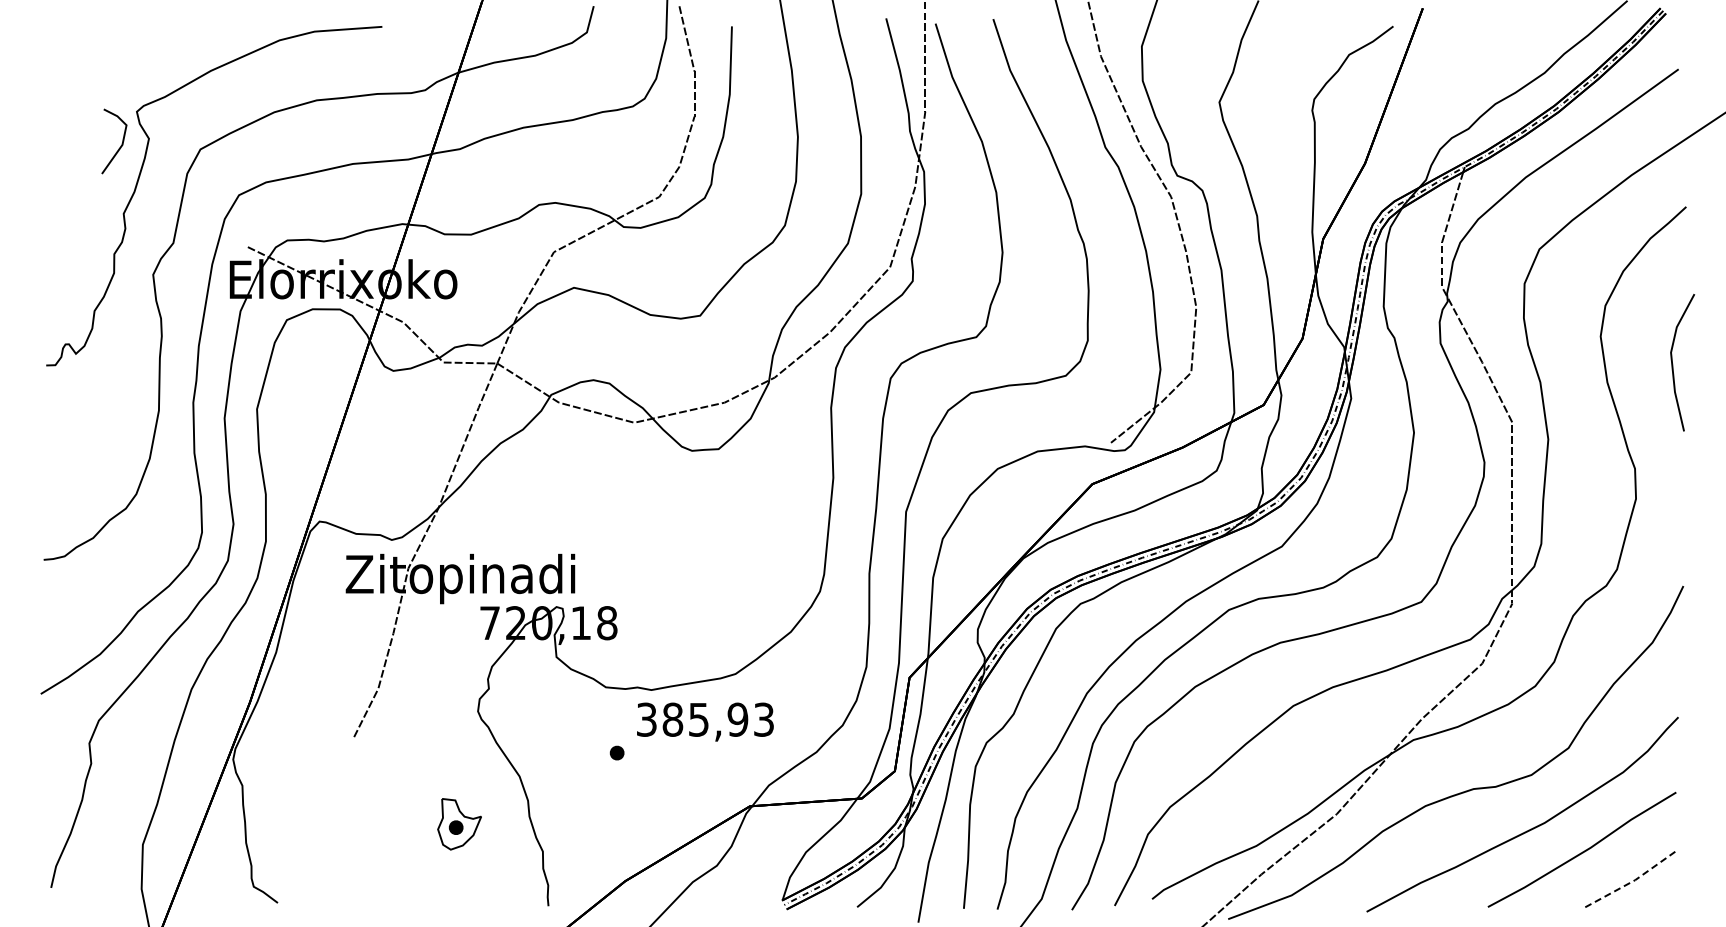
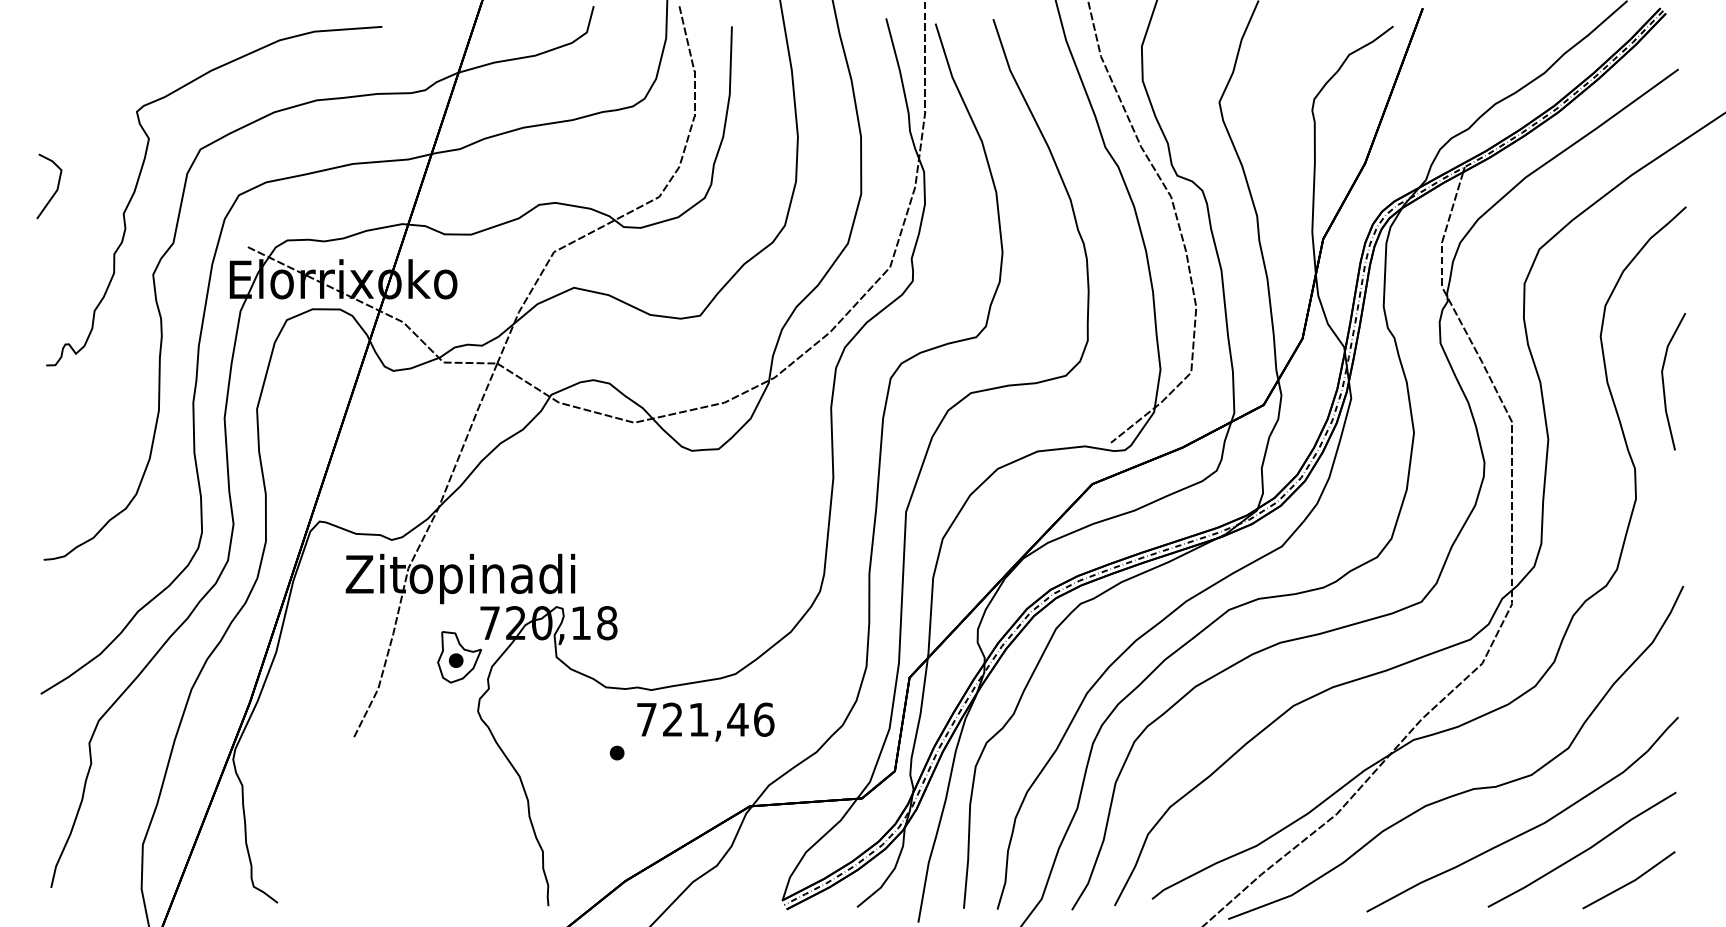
line position: (120, 145) -> (55, 190) (55, 190)
line position: (1673, 364) -> (1664, 383) (1664, 383)
text: 385,93 -> 721,46 (705, 719)
part position: (459, 824) -> (459, 657) (459, 657)
line: dashed -> solid (1630, 882)
